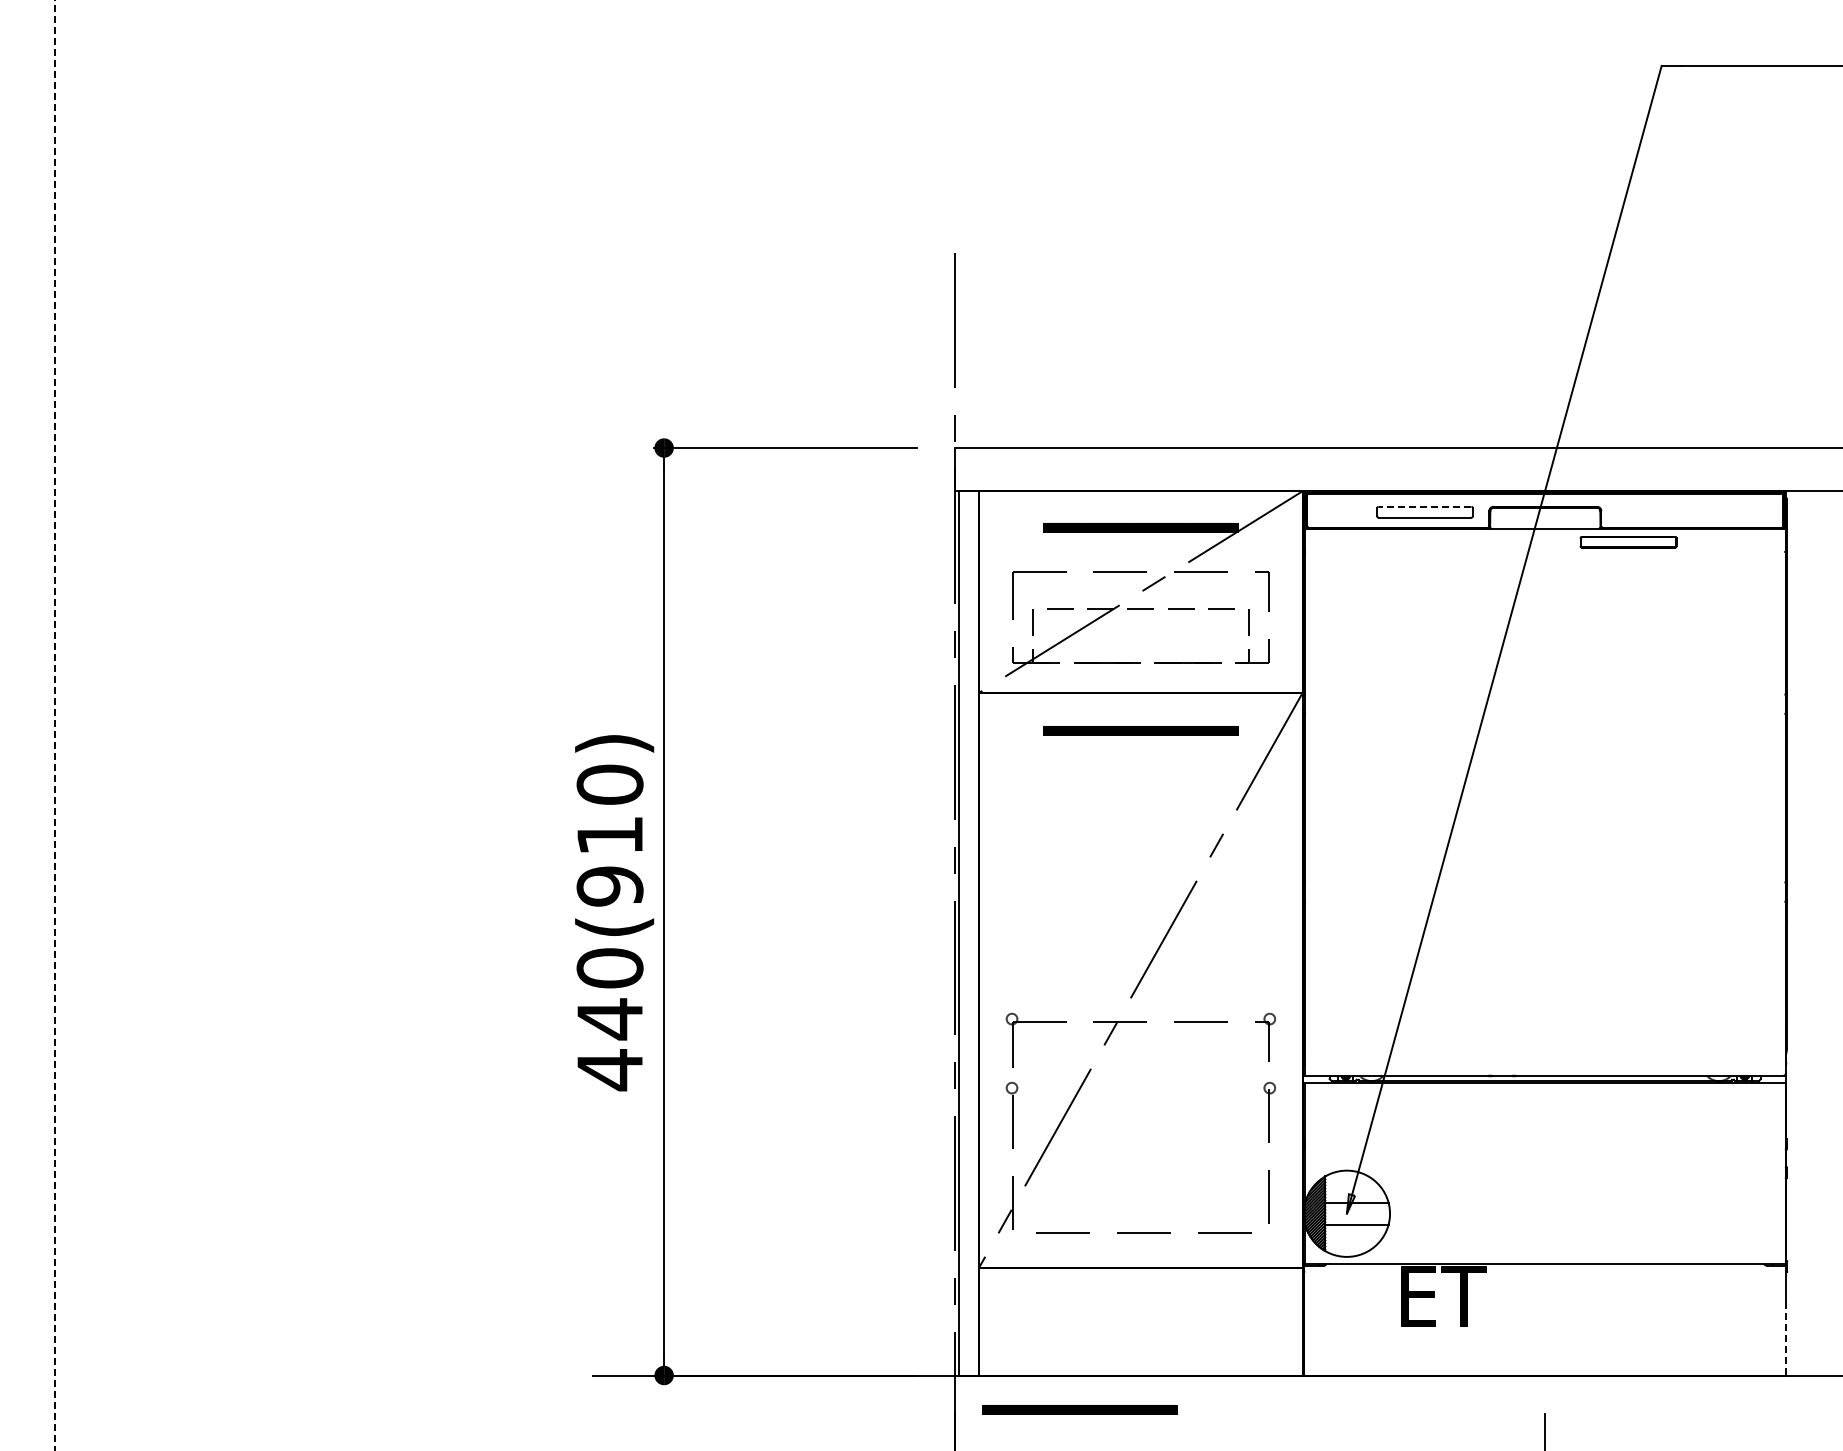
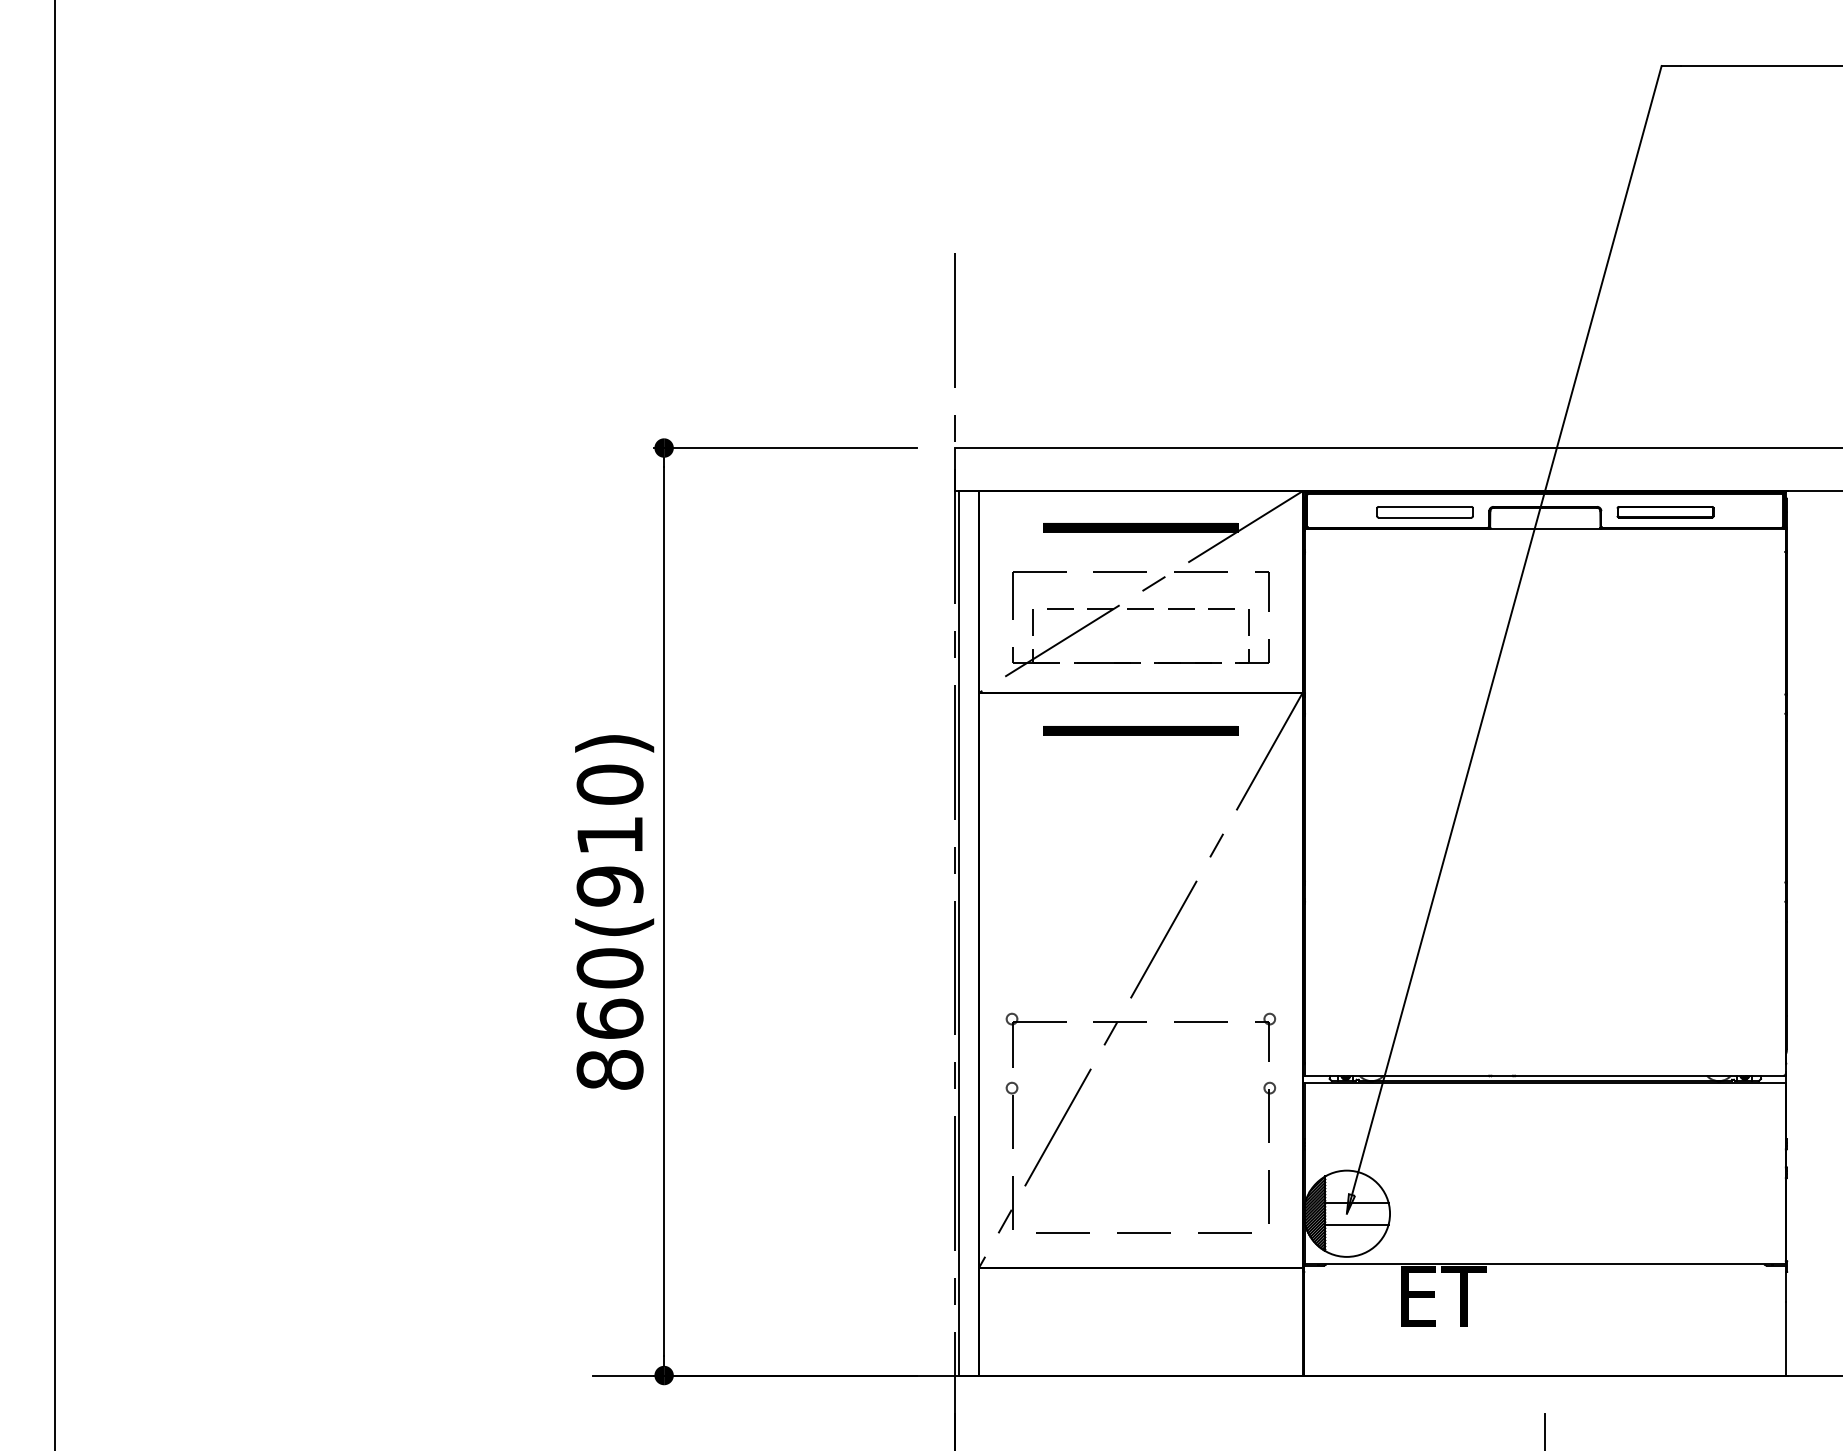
line: dashed -> solid (1424, 506)
part position: (1628, 542) -> (1665, 512) (1665, 512)
line: dashed -> solid (55, 725)
text: 440(910) -> 860(910) (609, 1044)
line: dashed -> solid (1786, 1338)
part: present -> none (1079, 1409)
